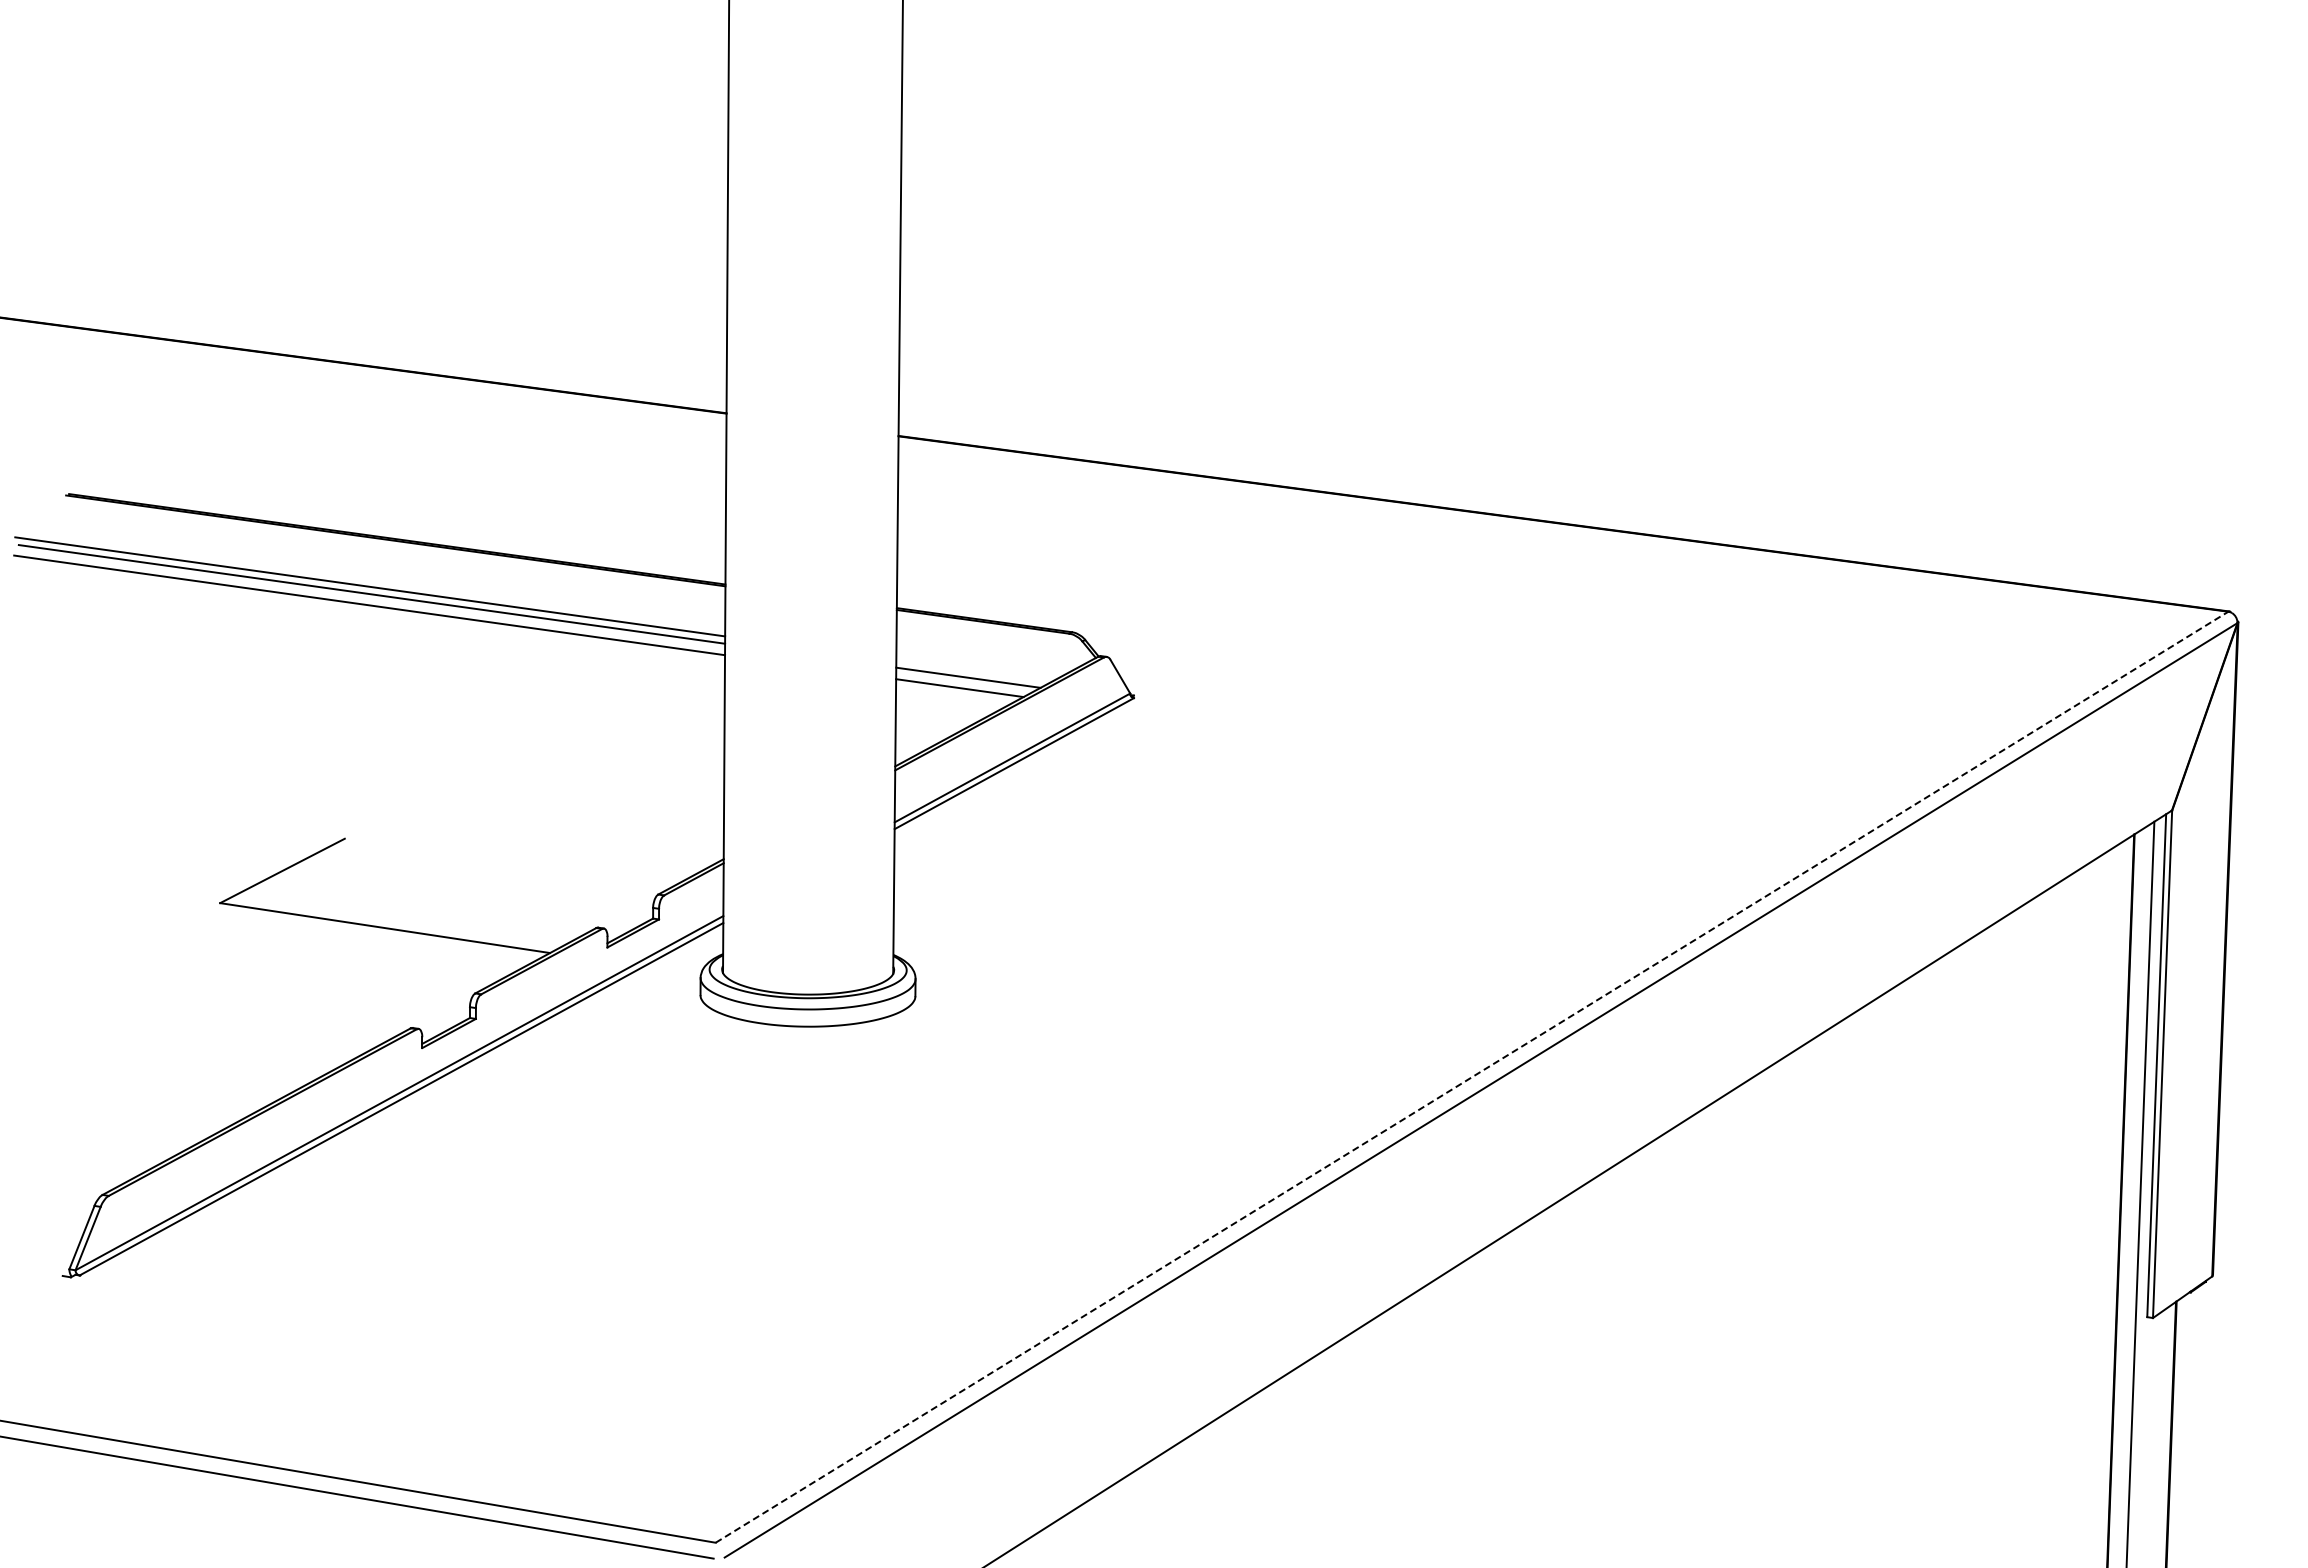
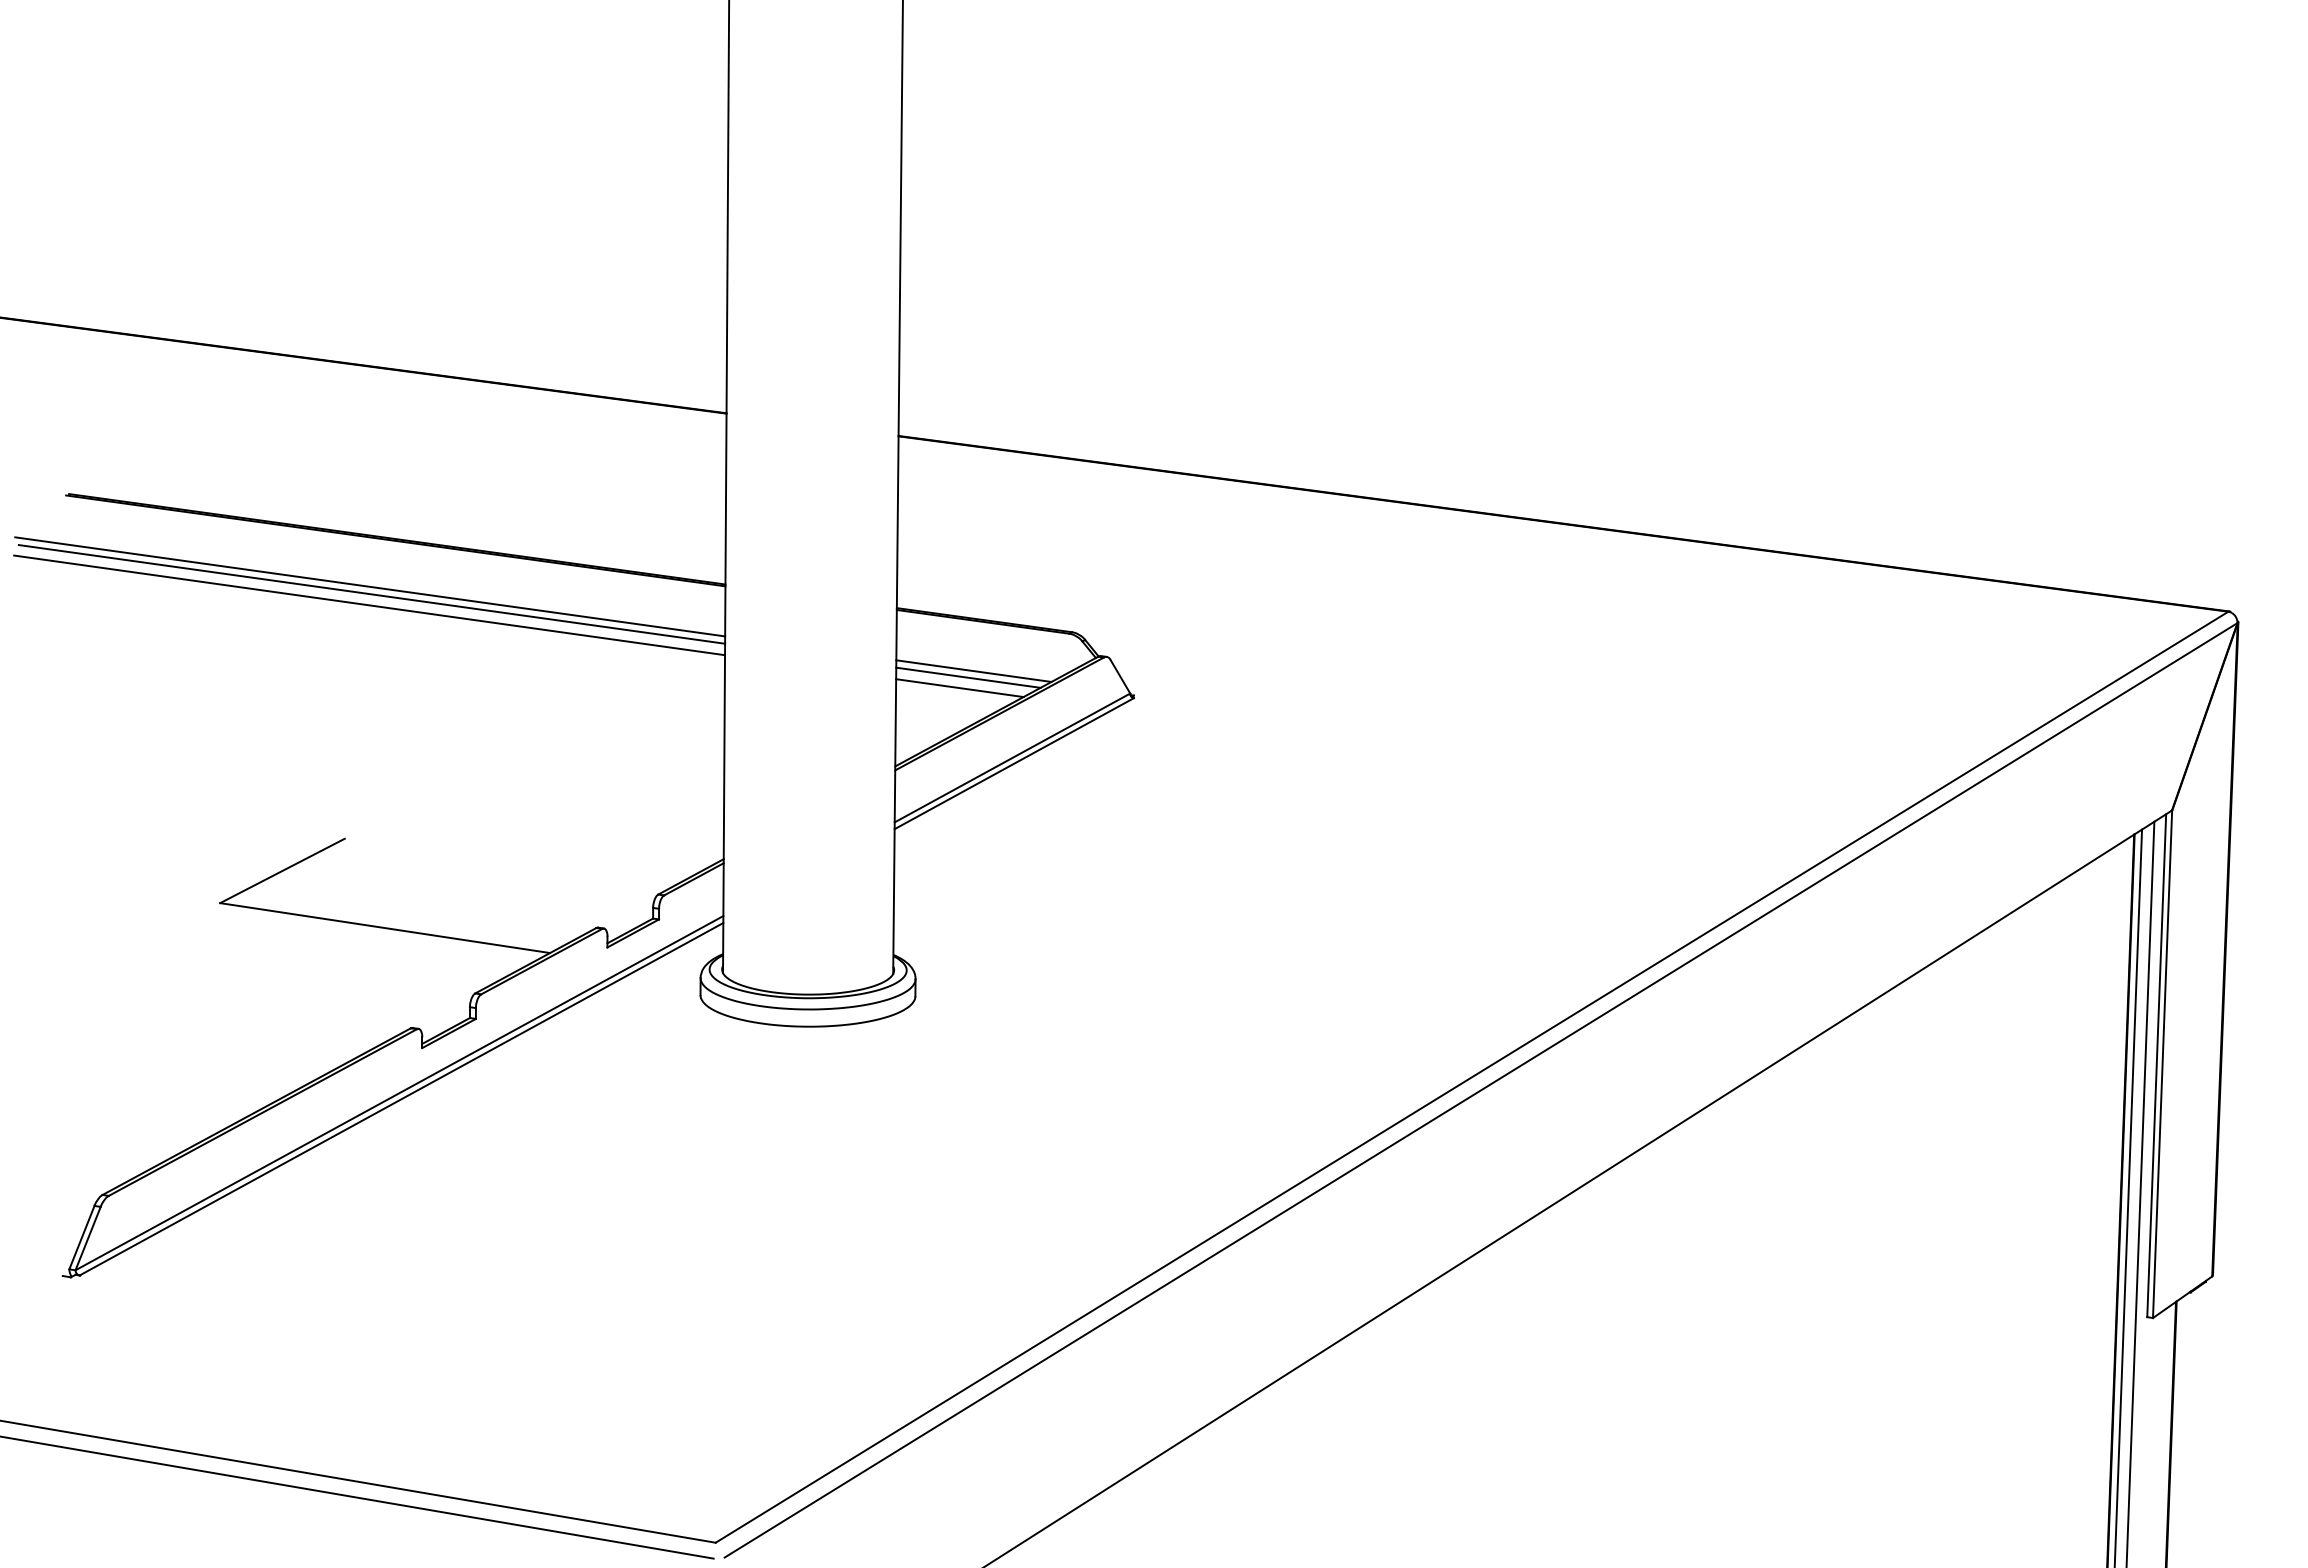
line: none -> present (973, 670)
line: dashed -> solid (1472, 1076)
line: none -> present (2128, 1196)
